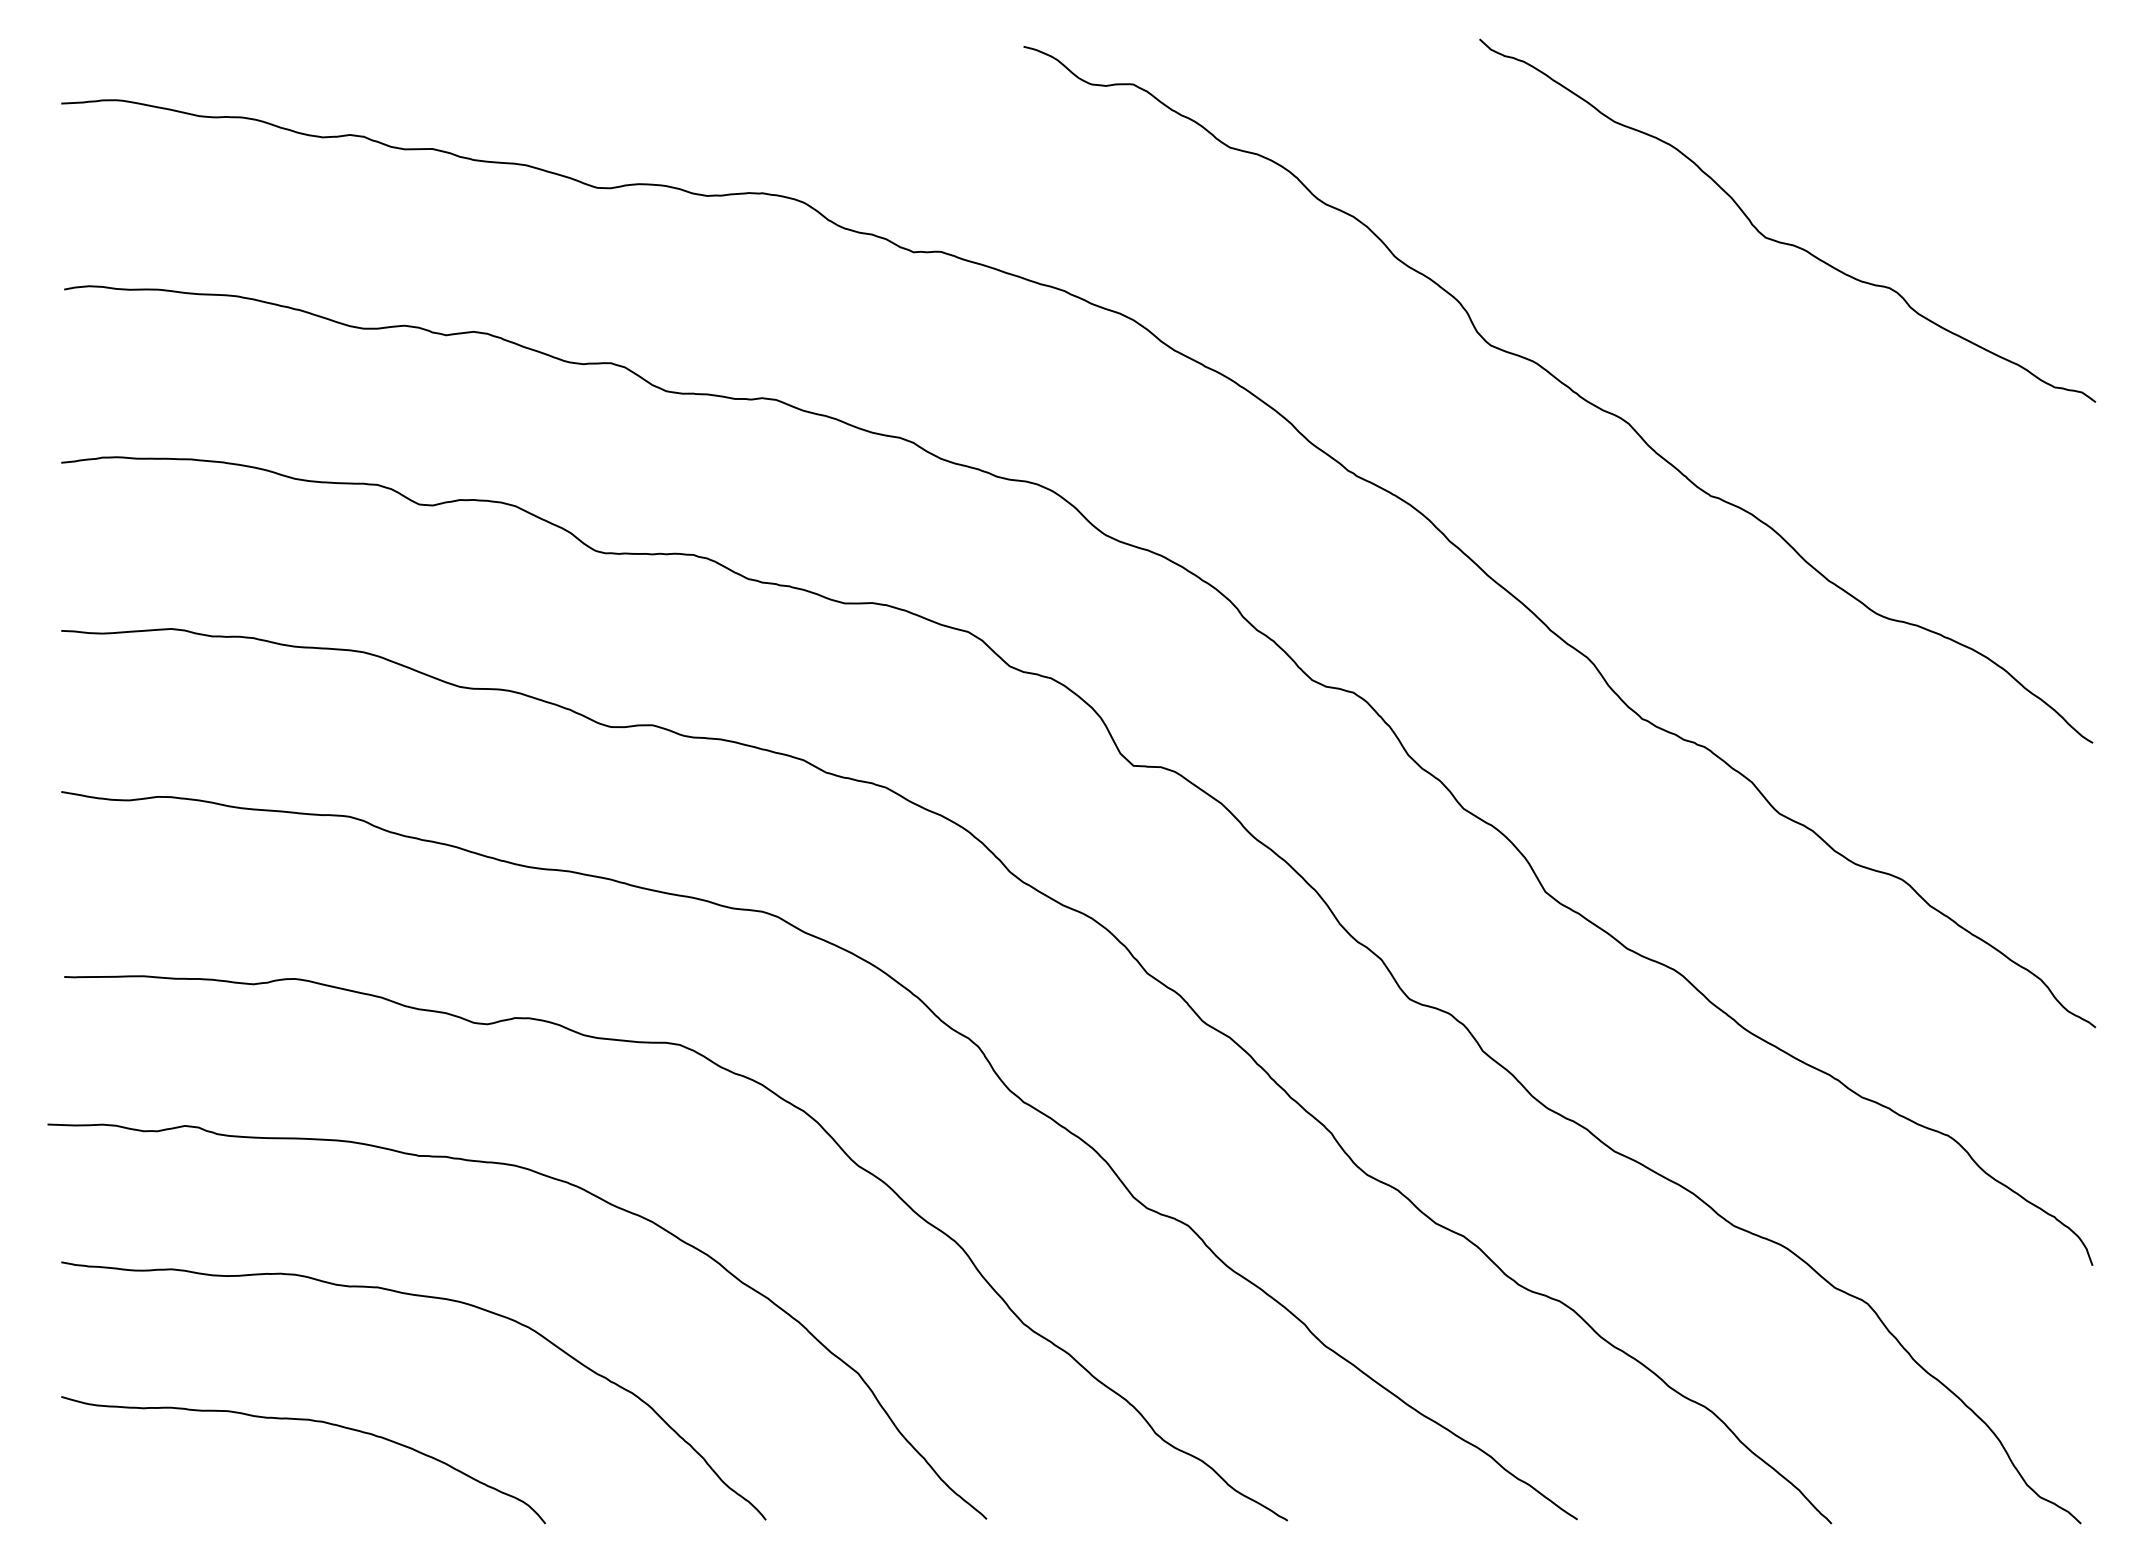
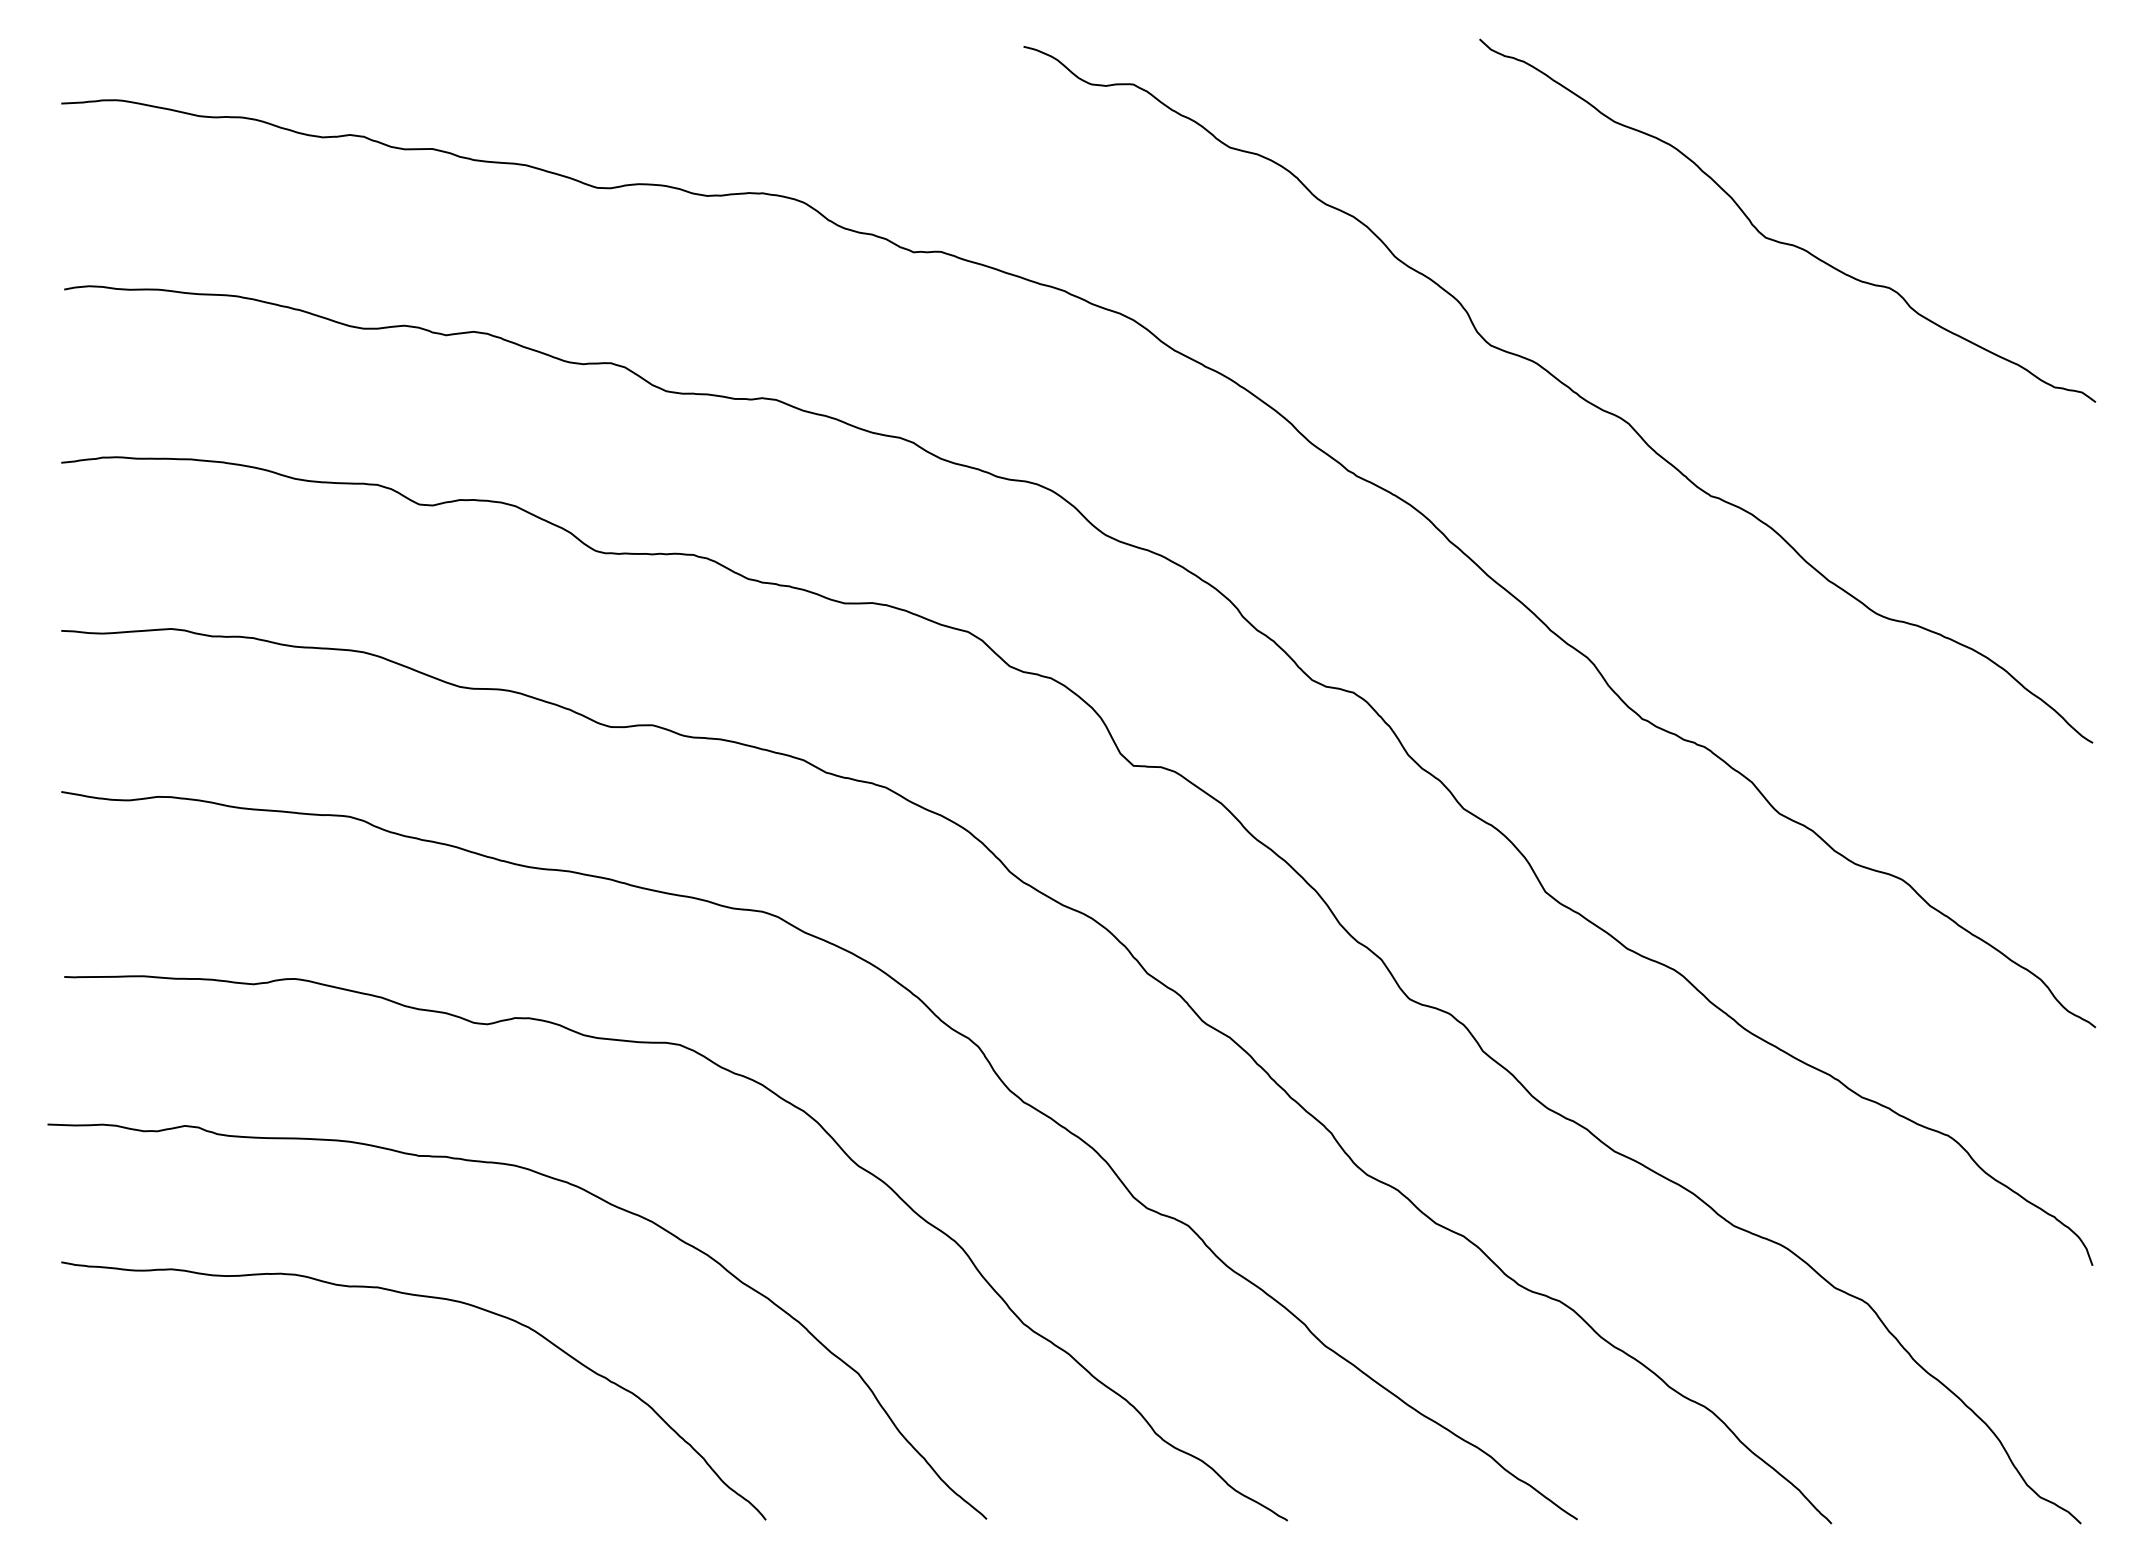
curve: present -> none (311, 1421)
